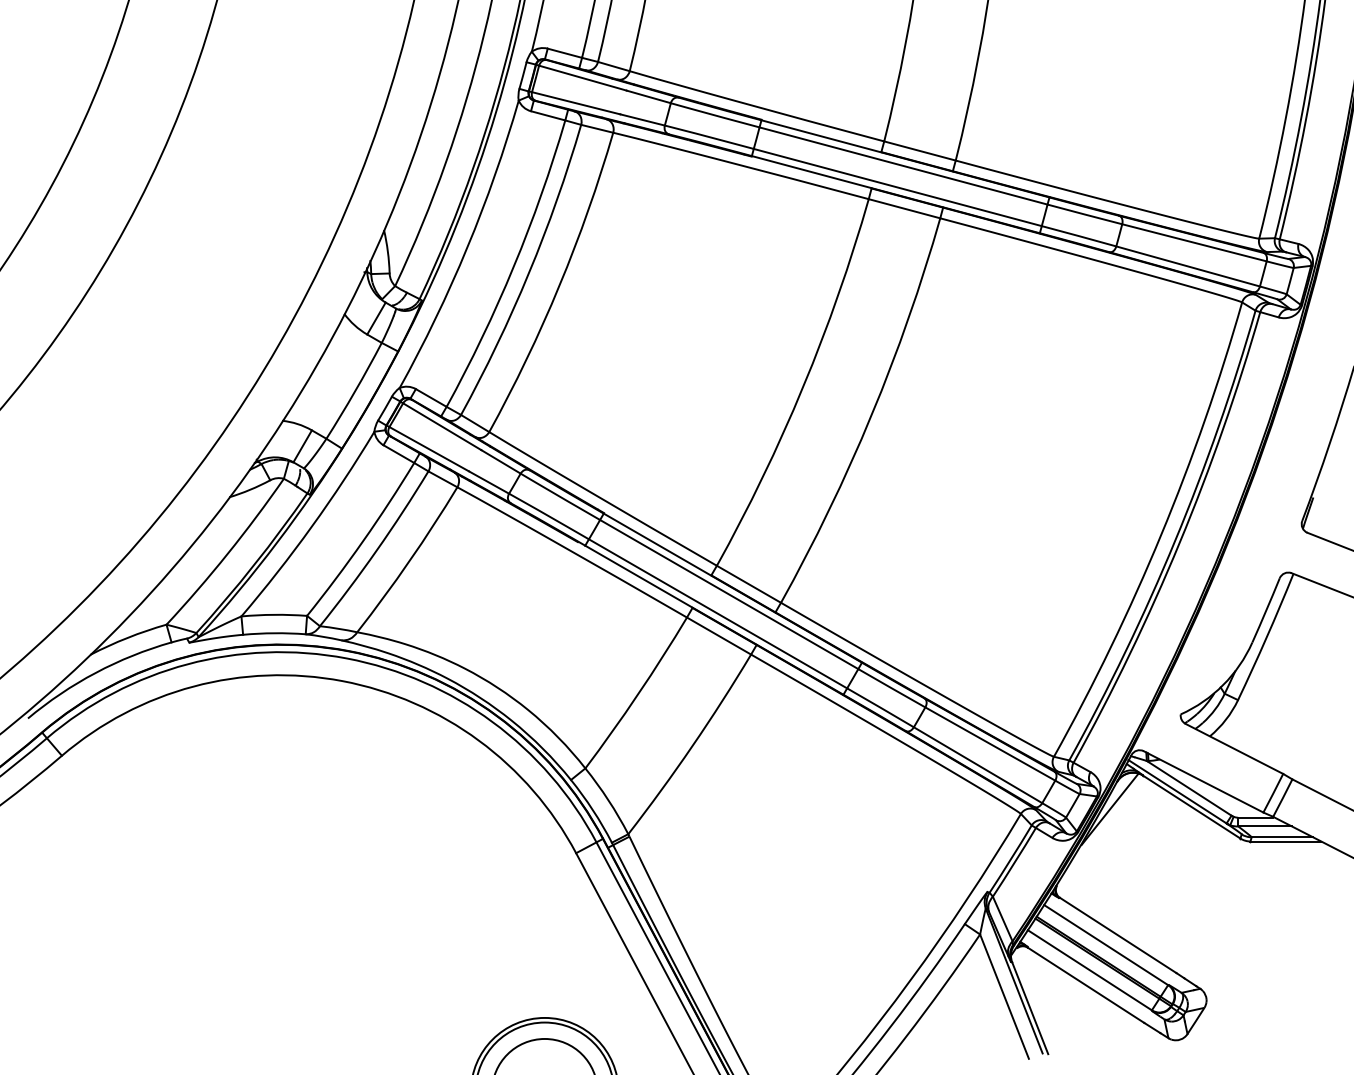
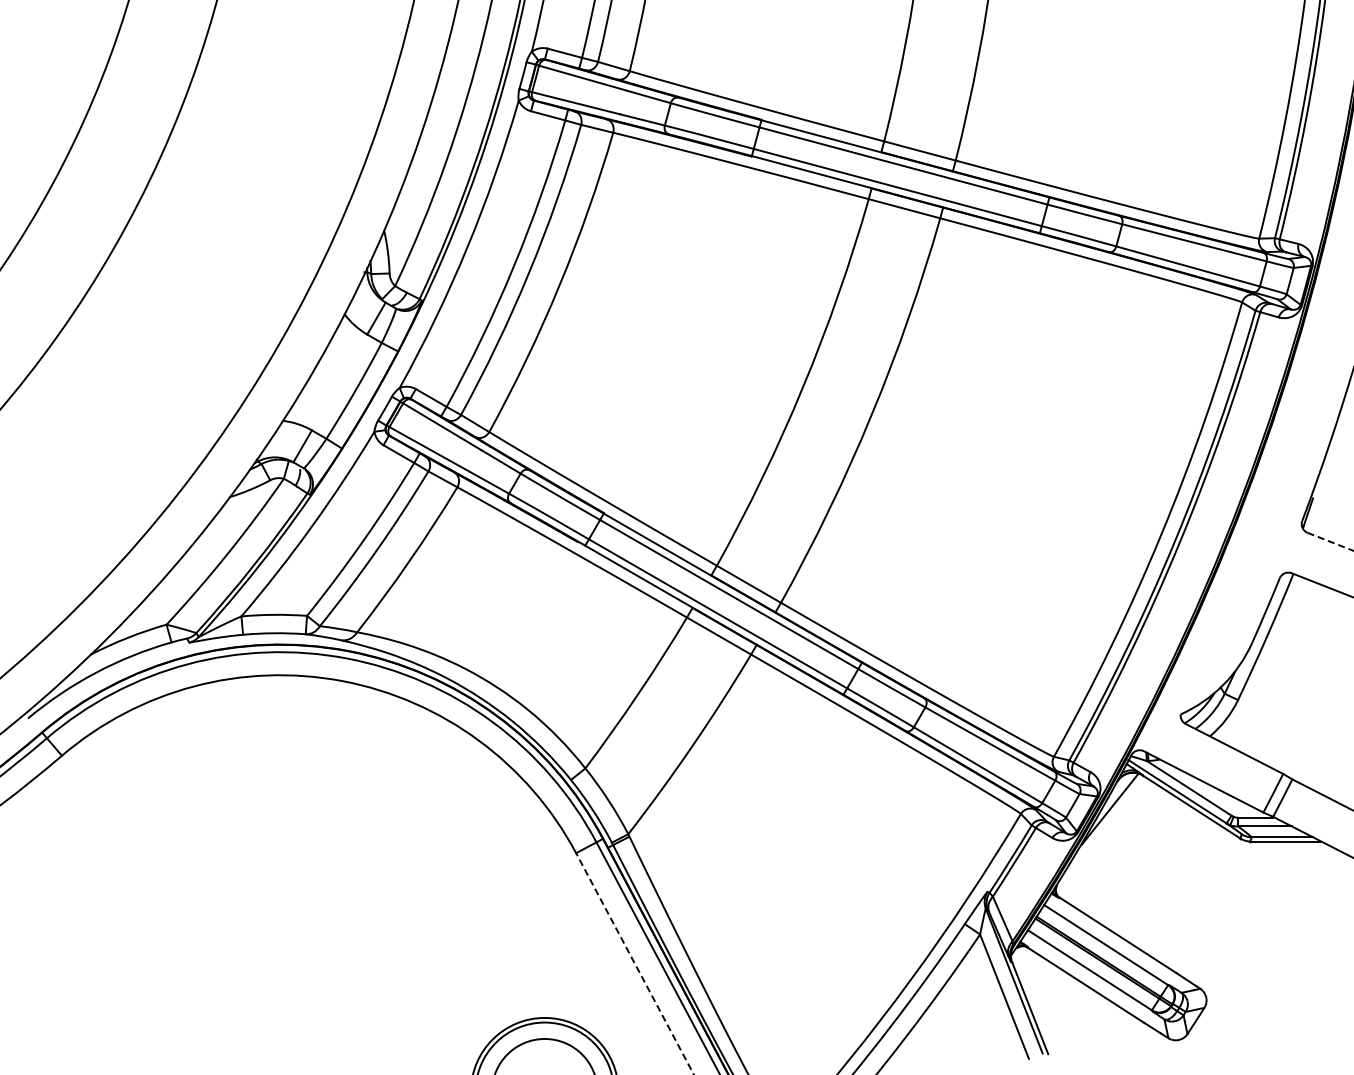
line: solid -> dashed (1330, 541)
line: solid -> dashed (634, 963)
